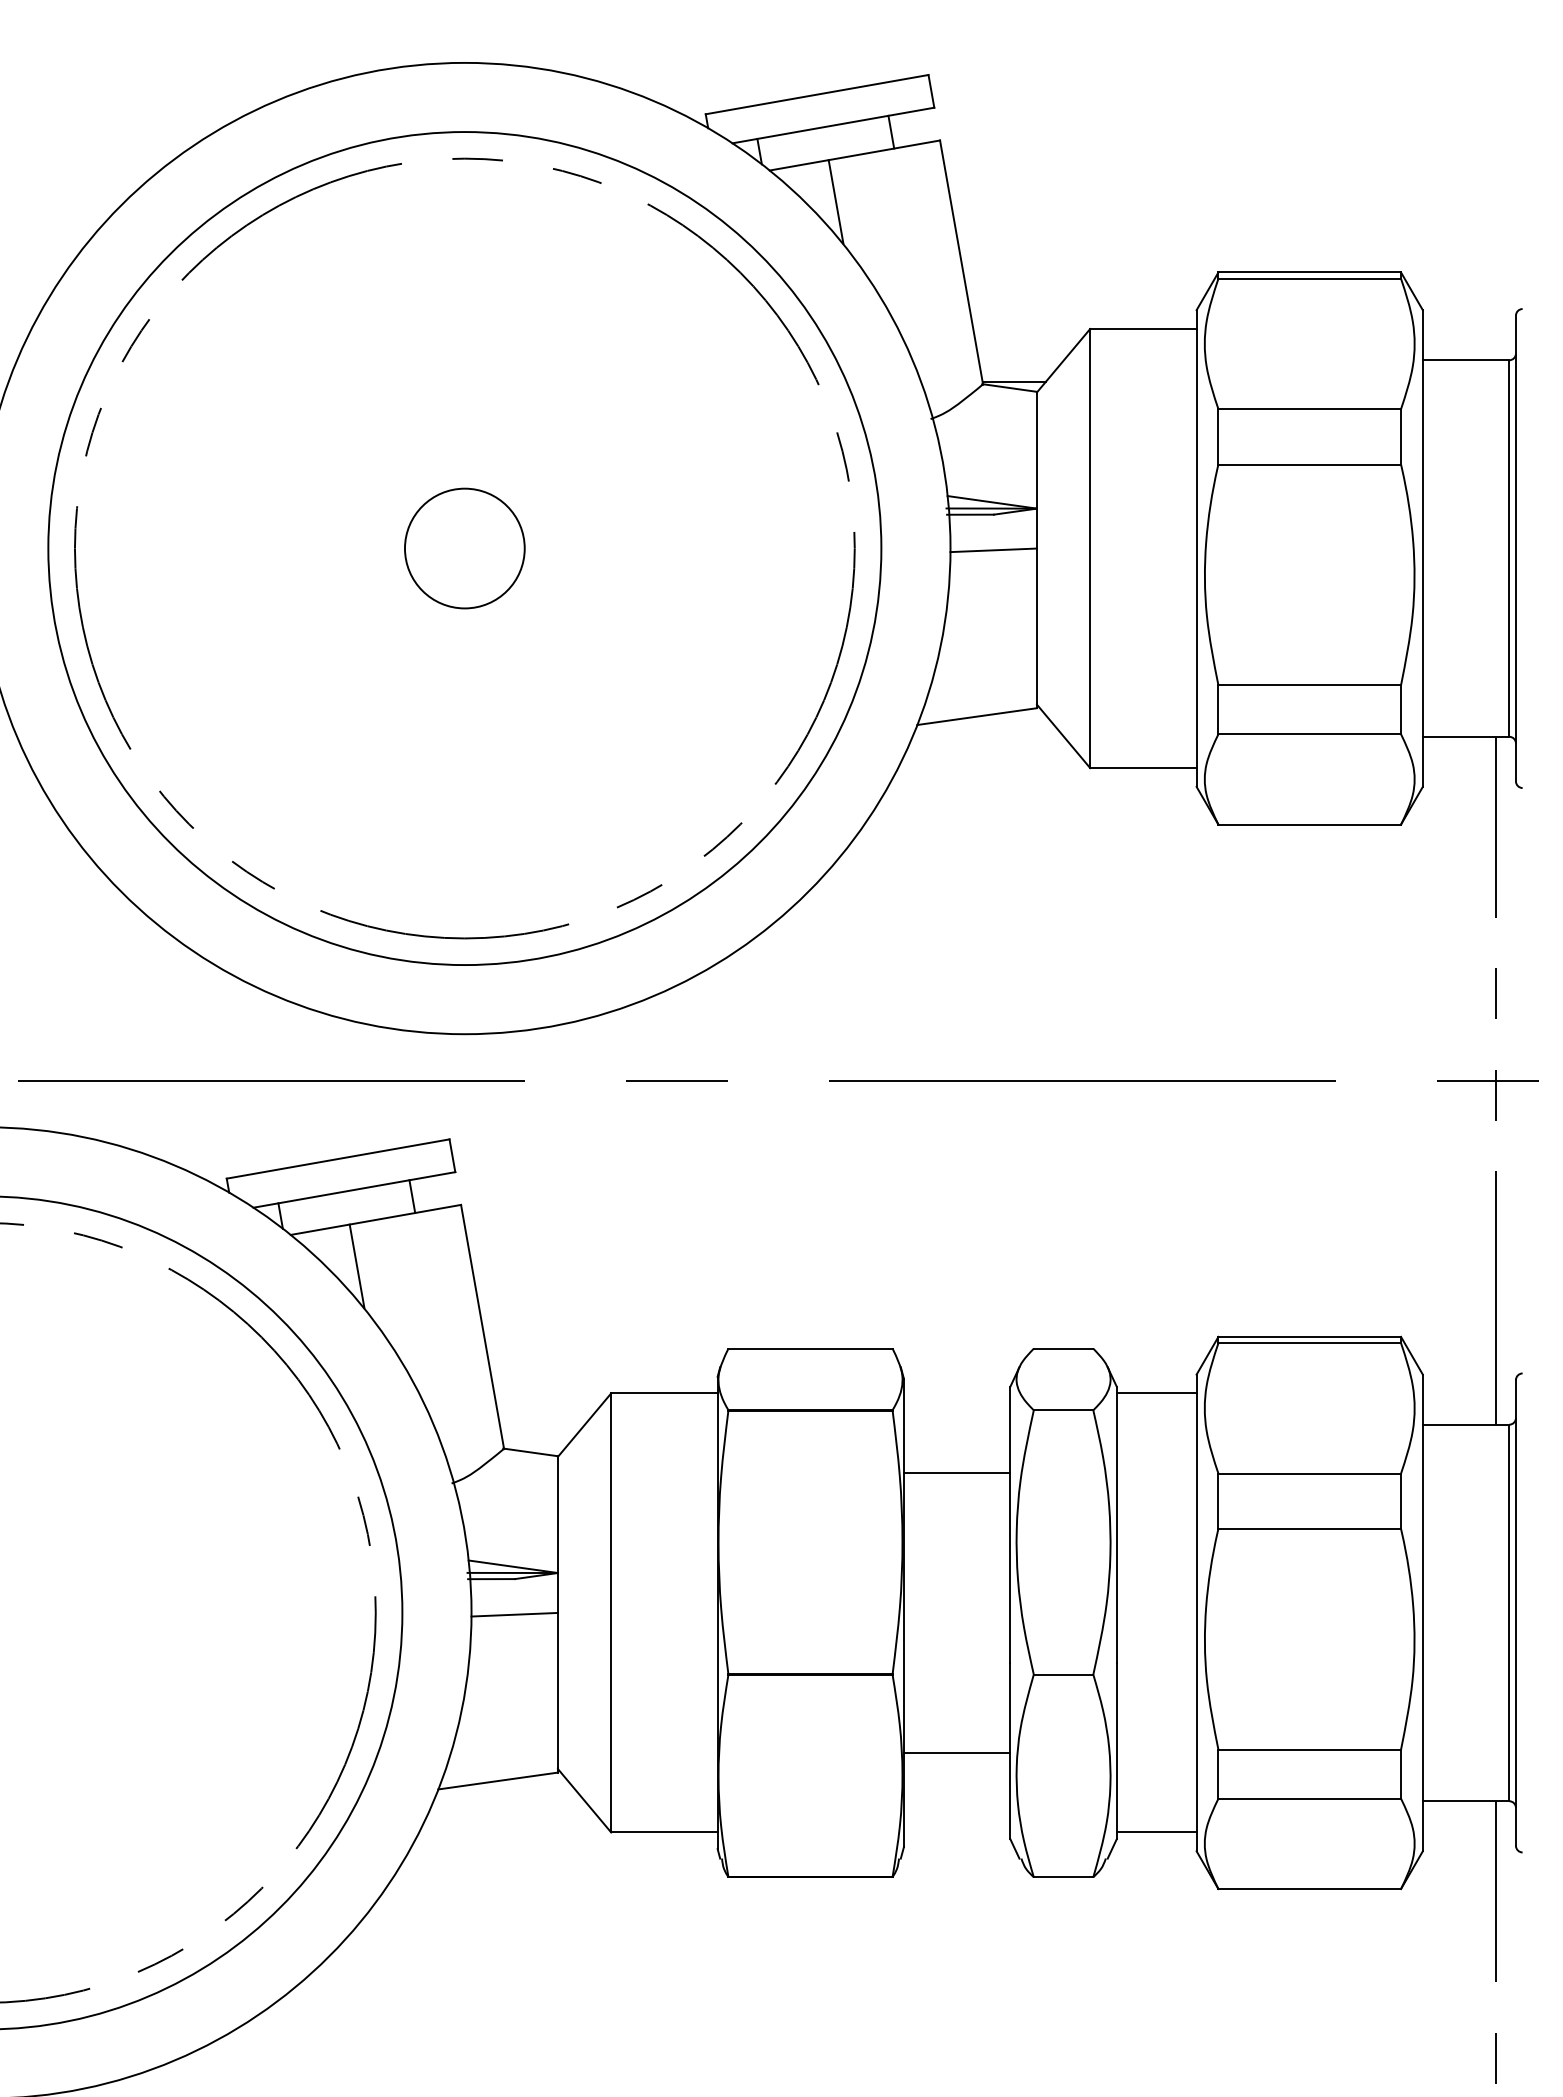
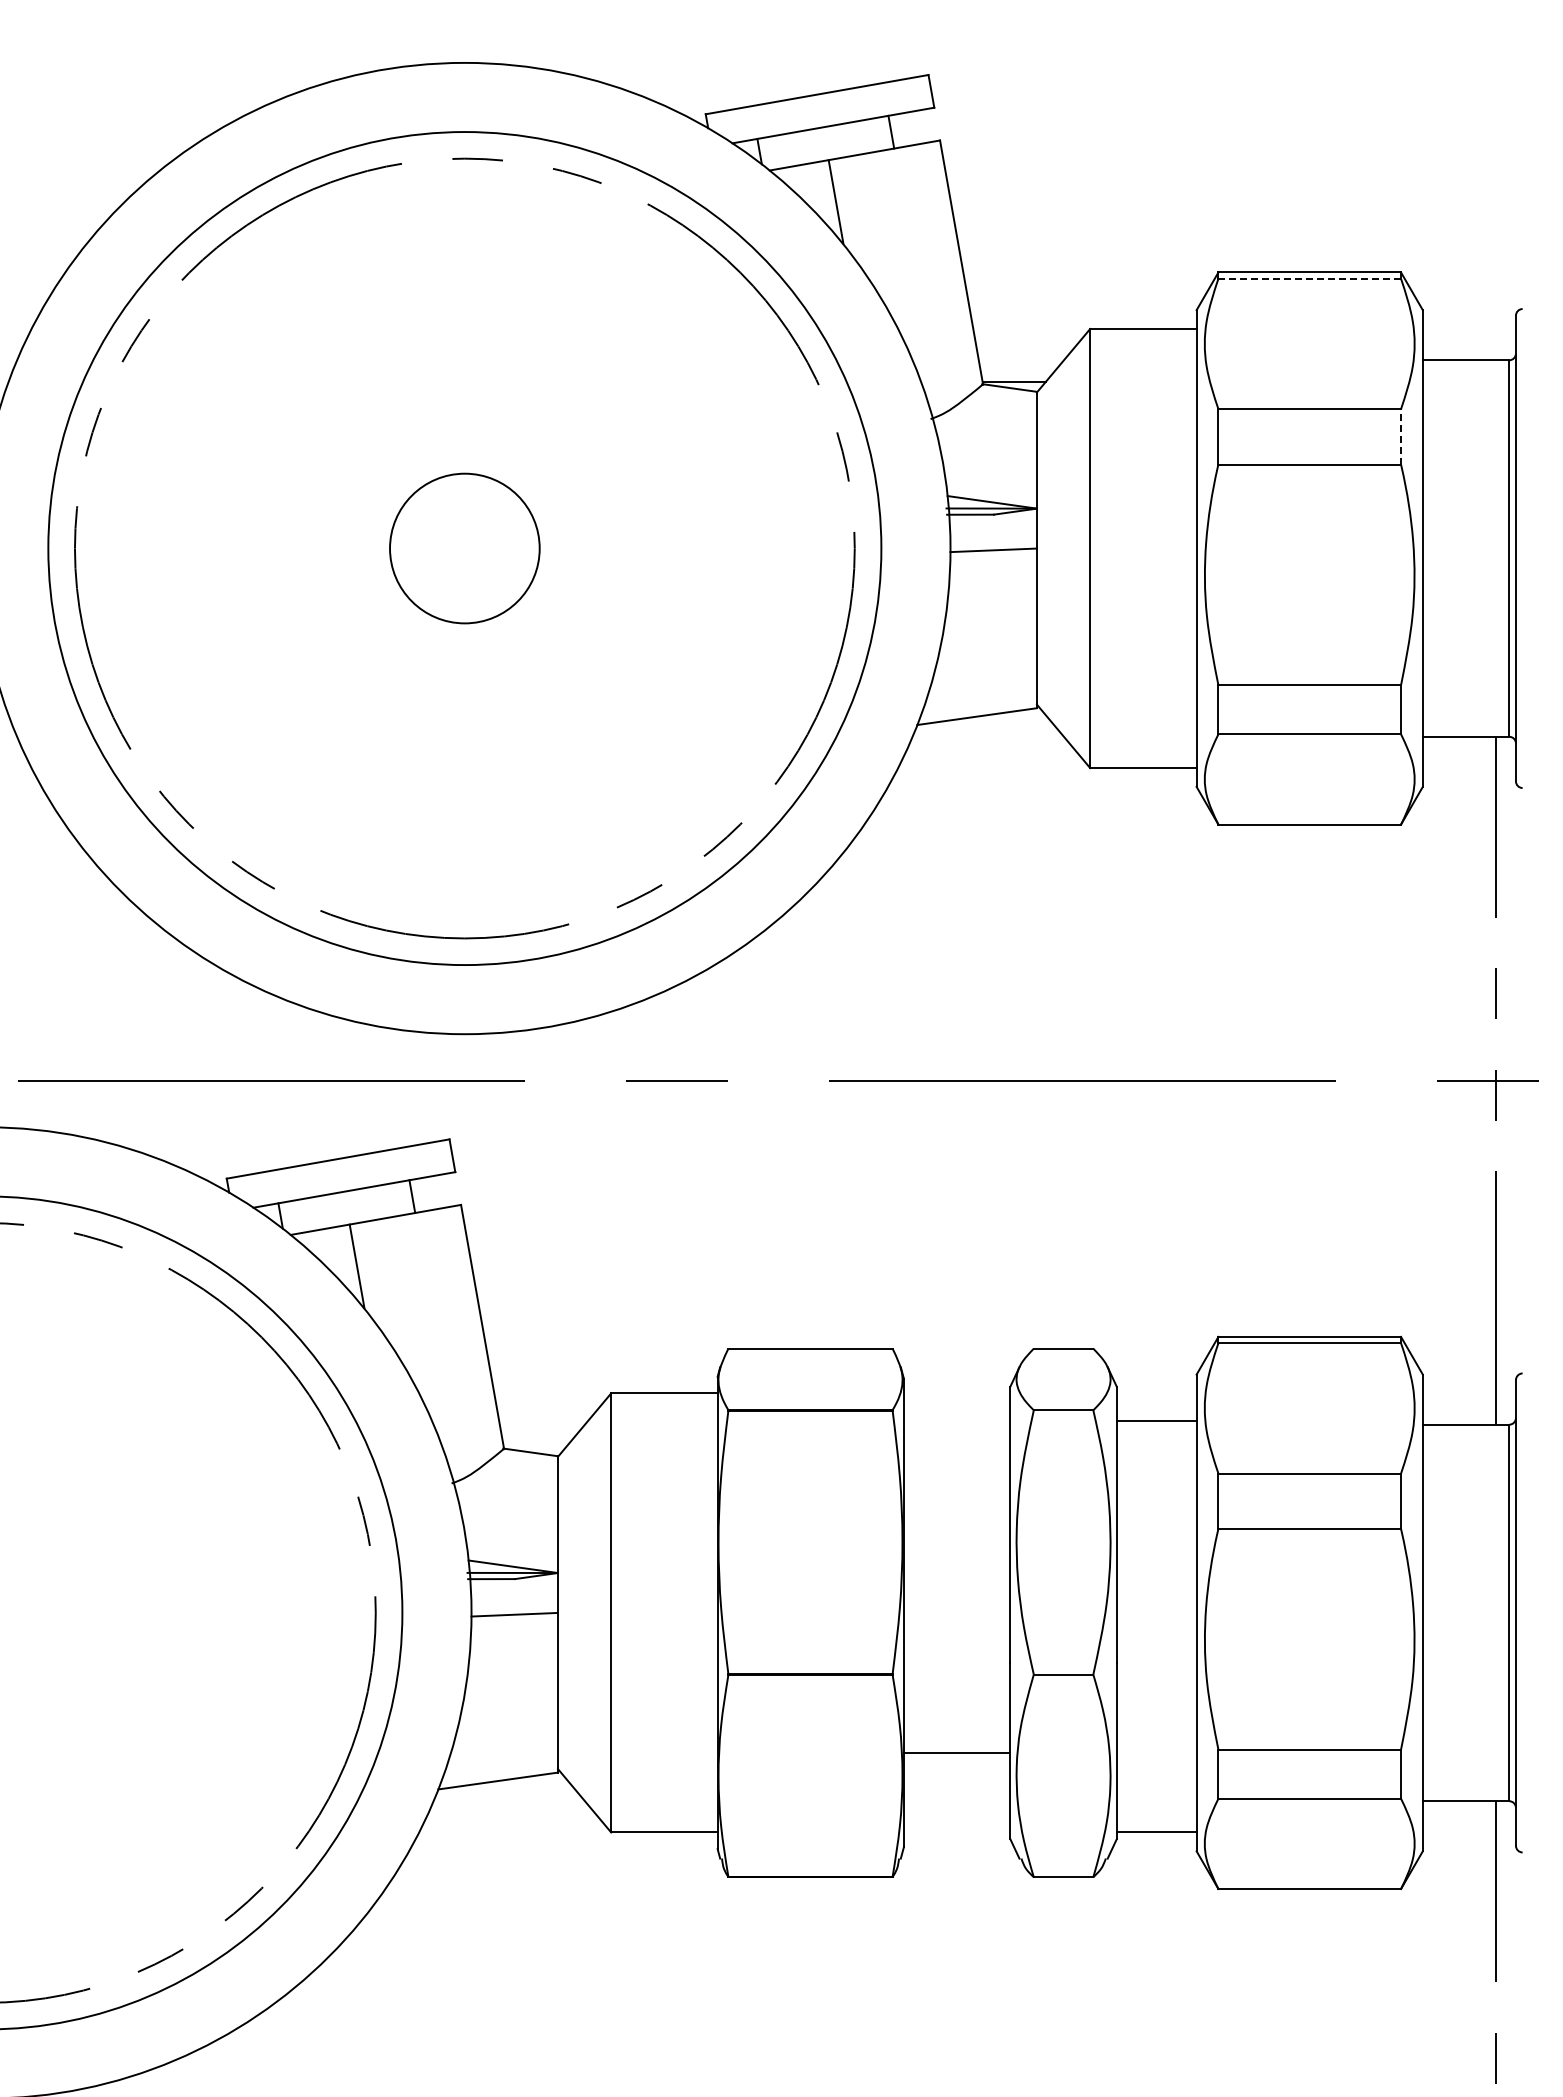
line: solid -> dashed (1310, 278)
line: solid -> dashed (1401, 436)
circle diameter: 120 px -> 150 px (464, 548)
line position: (1156, 1393) -> (1156, 1421) (1156, 1421)
line: present -> none (956, 1473)
